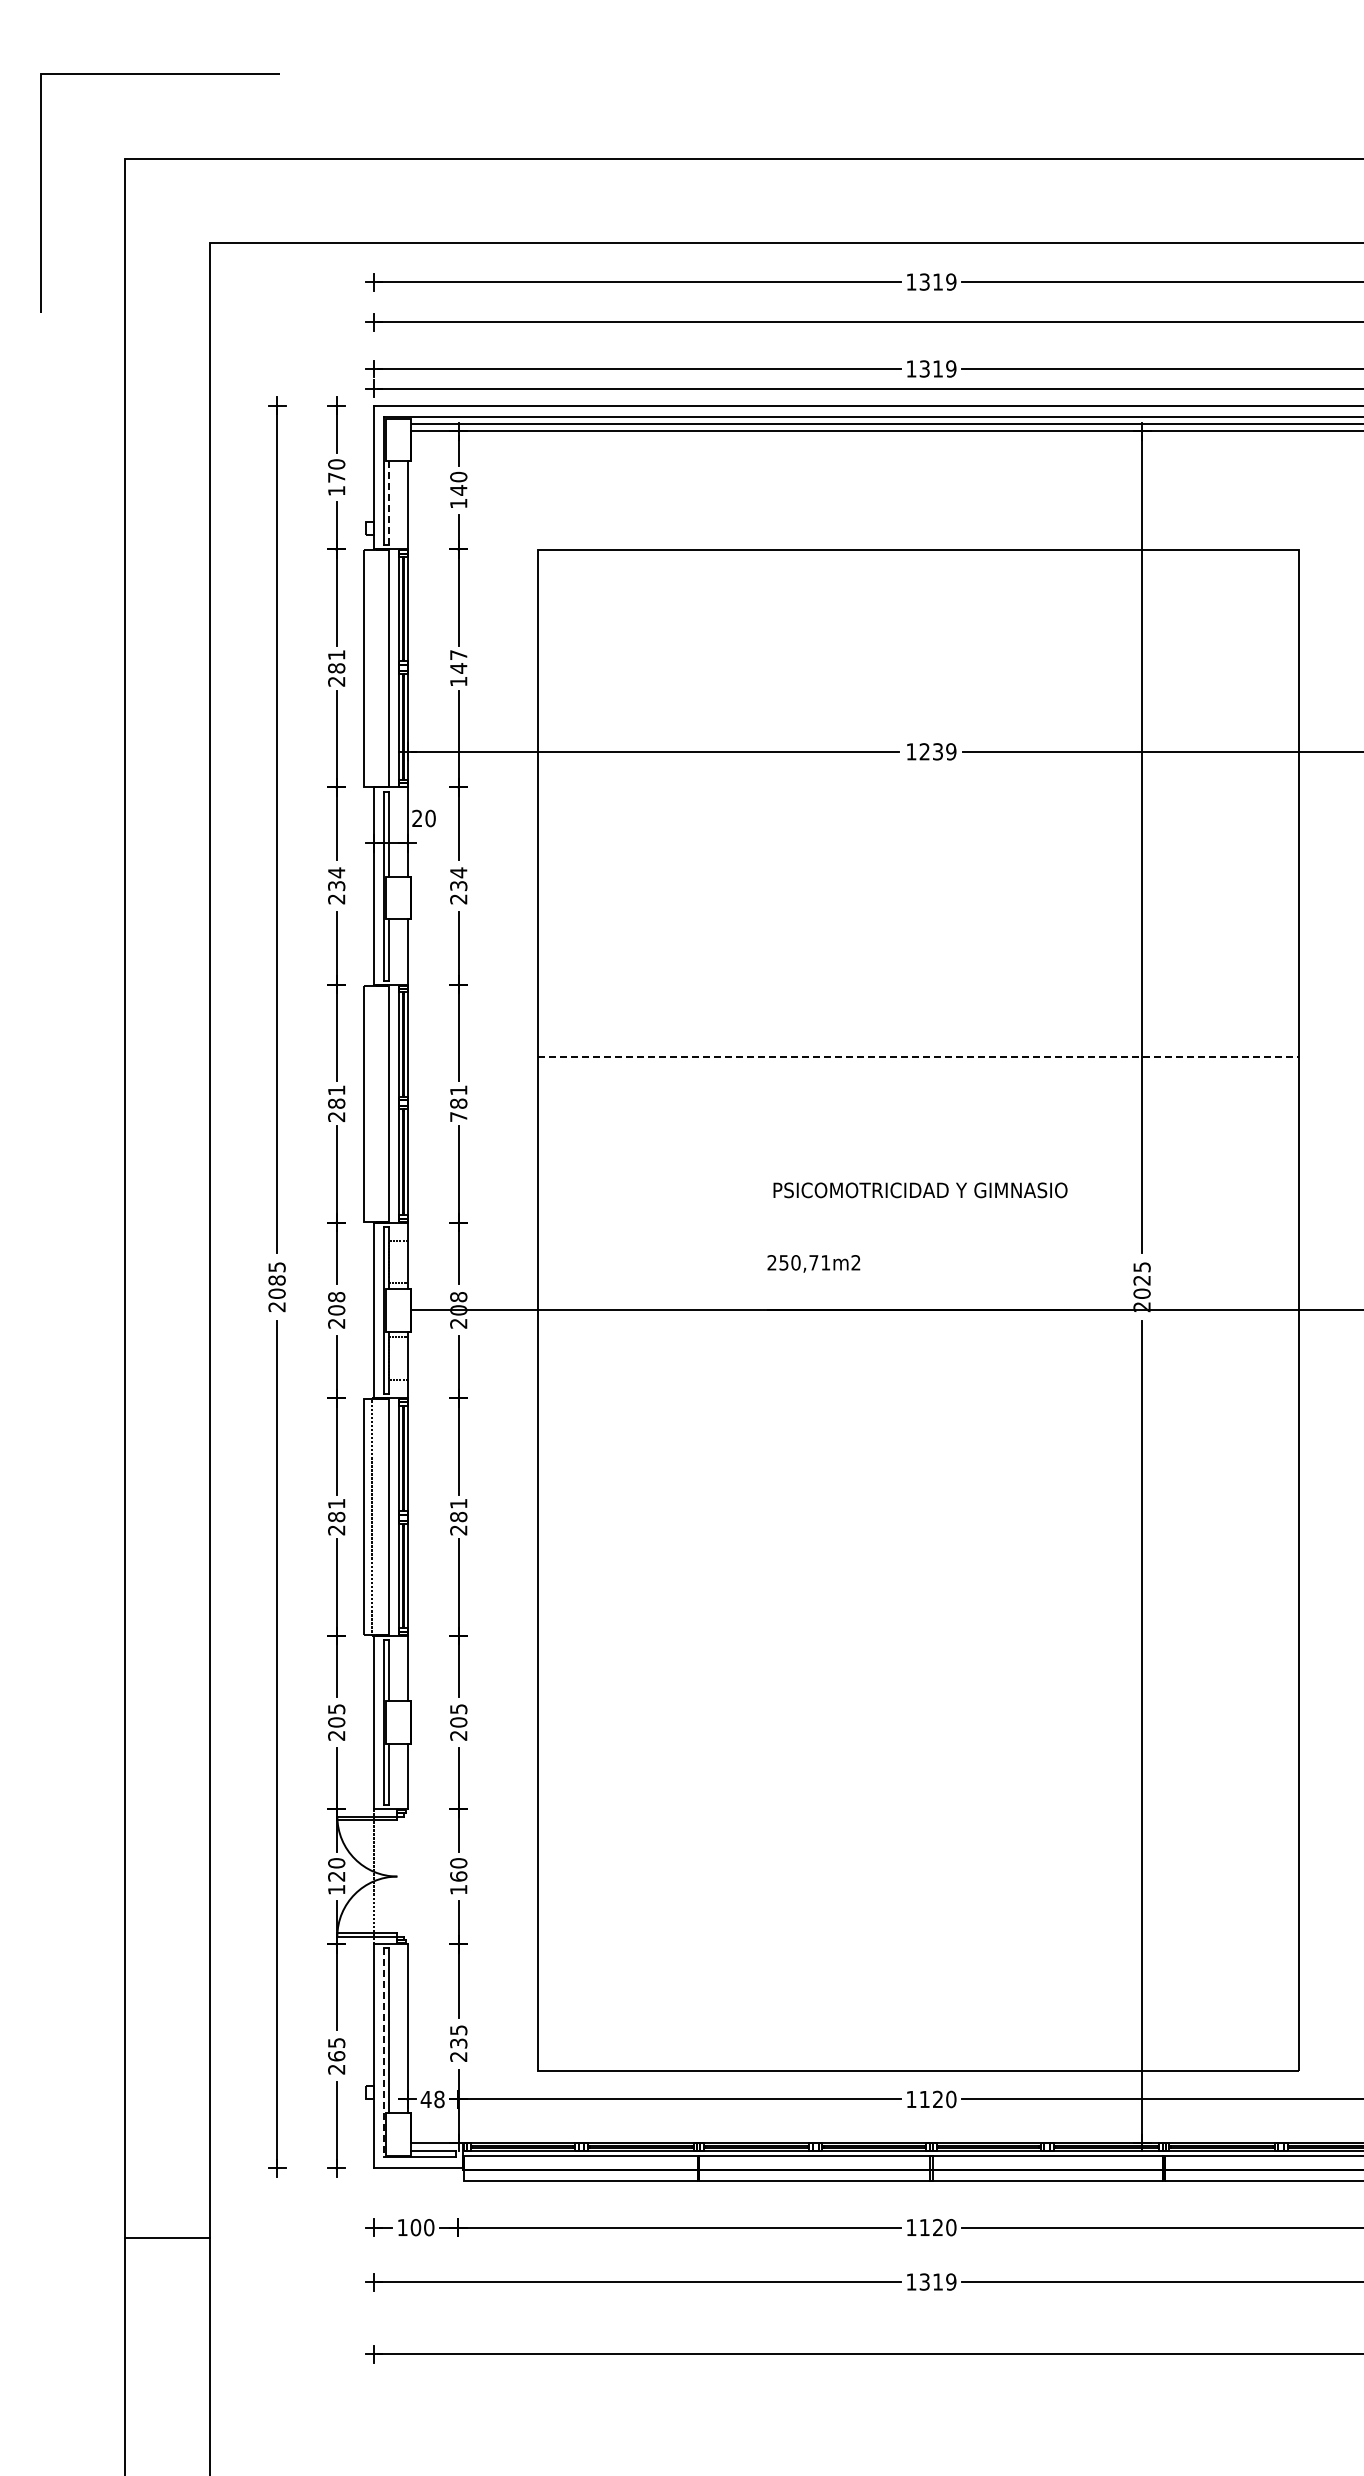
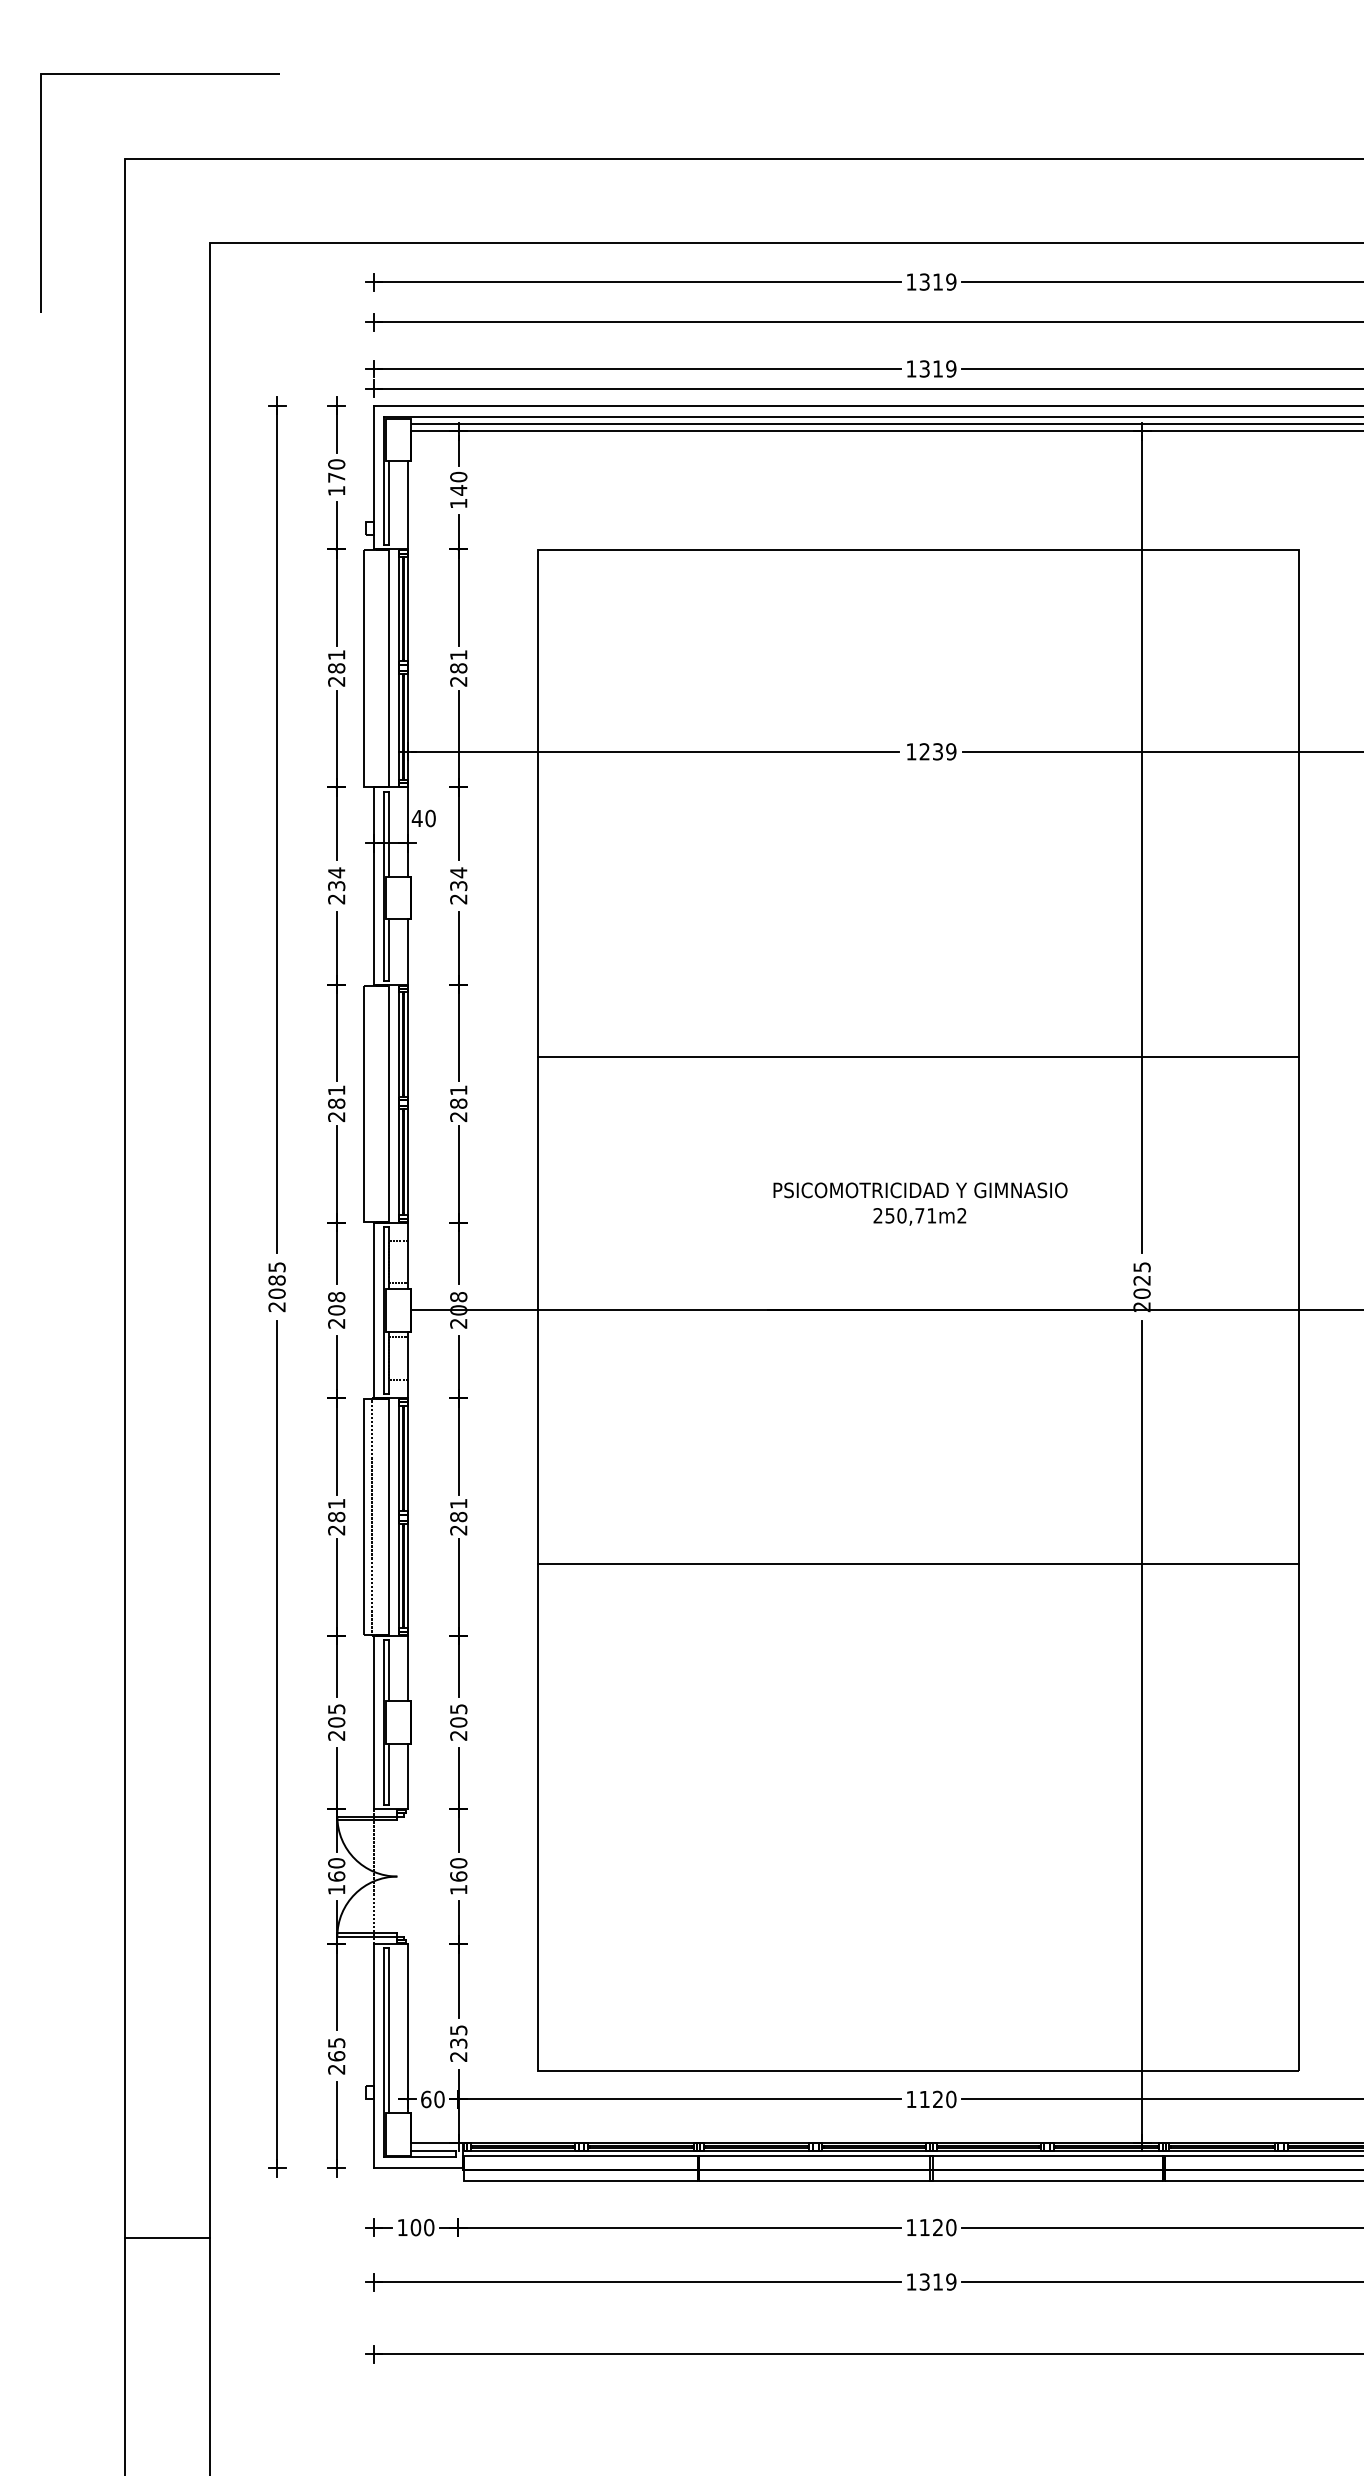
line: dashed -> solid (389, 503)
text: 147 -> 281 (458, 668)
text: 20 -> 40 (416, 817)
line: dashed -> solid (918, 1056)
text: 781 -> 281 (458, 1117)
text position: (813, 1263) -> (919, 1216) (919, 1216)
line: none -> present (917, 1563)
text: 120 -> 160 (336, 1876)
line: dashed -> solid (384, 2053)
text: 48 -> 60 (432, 2099)
